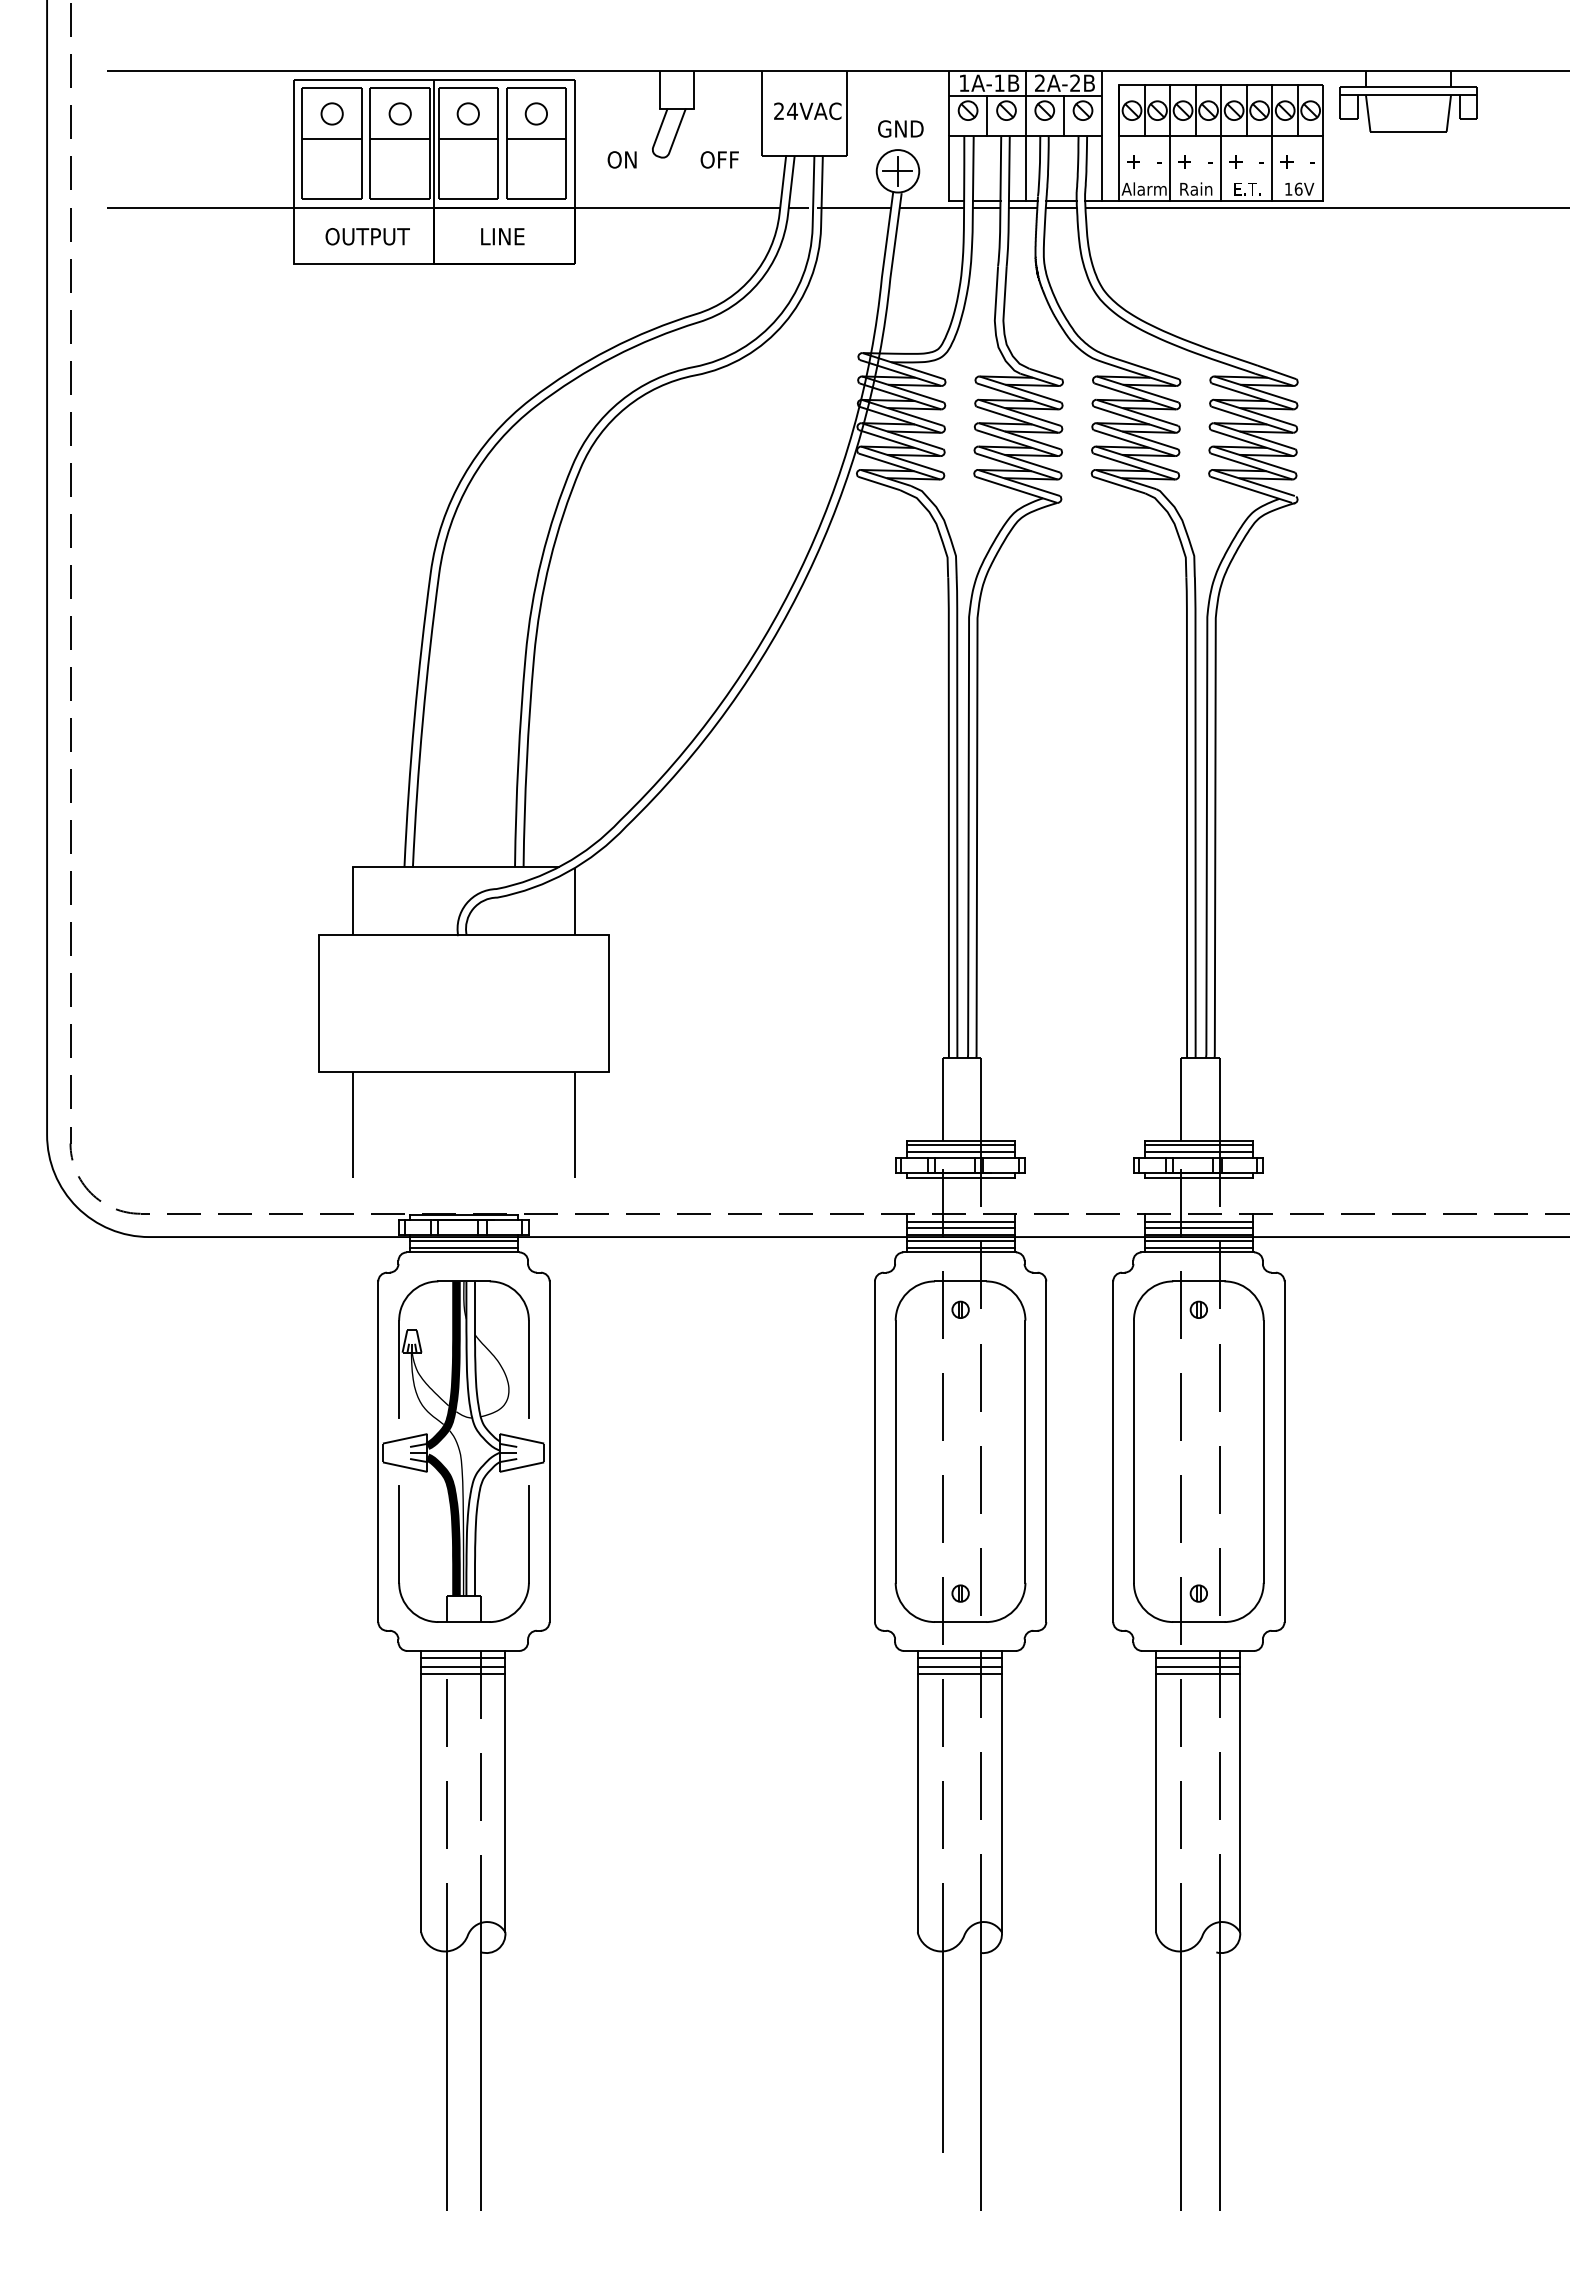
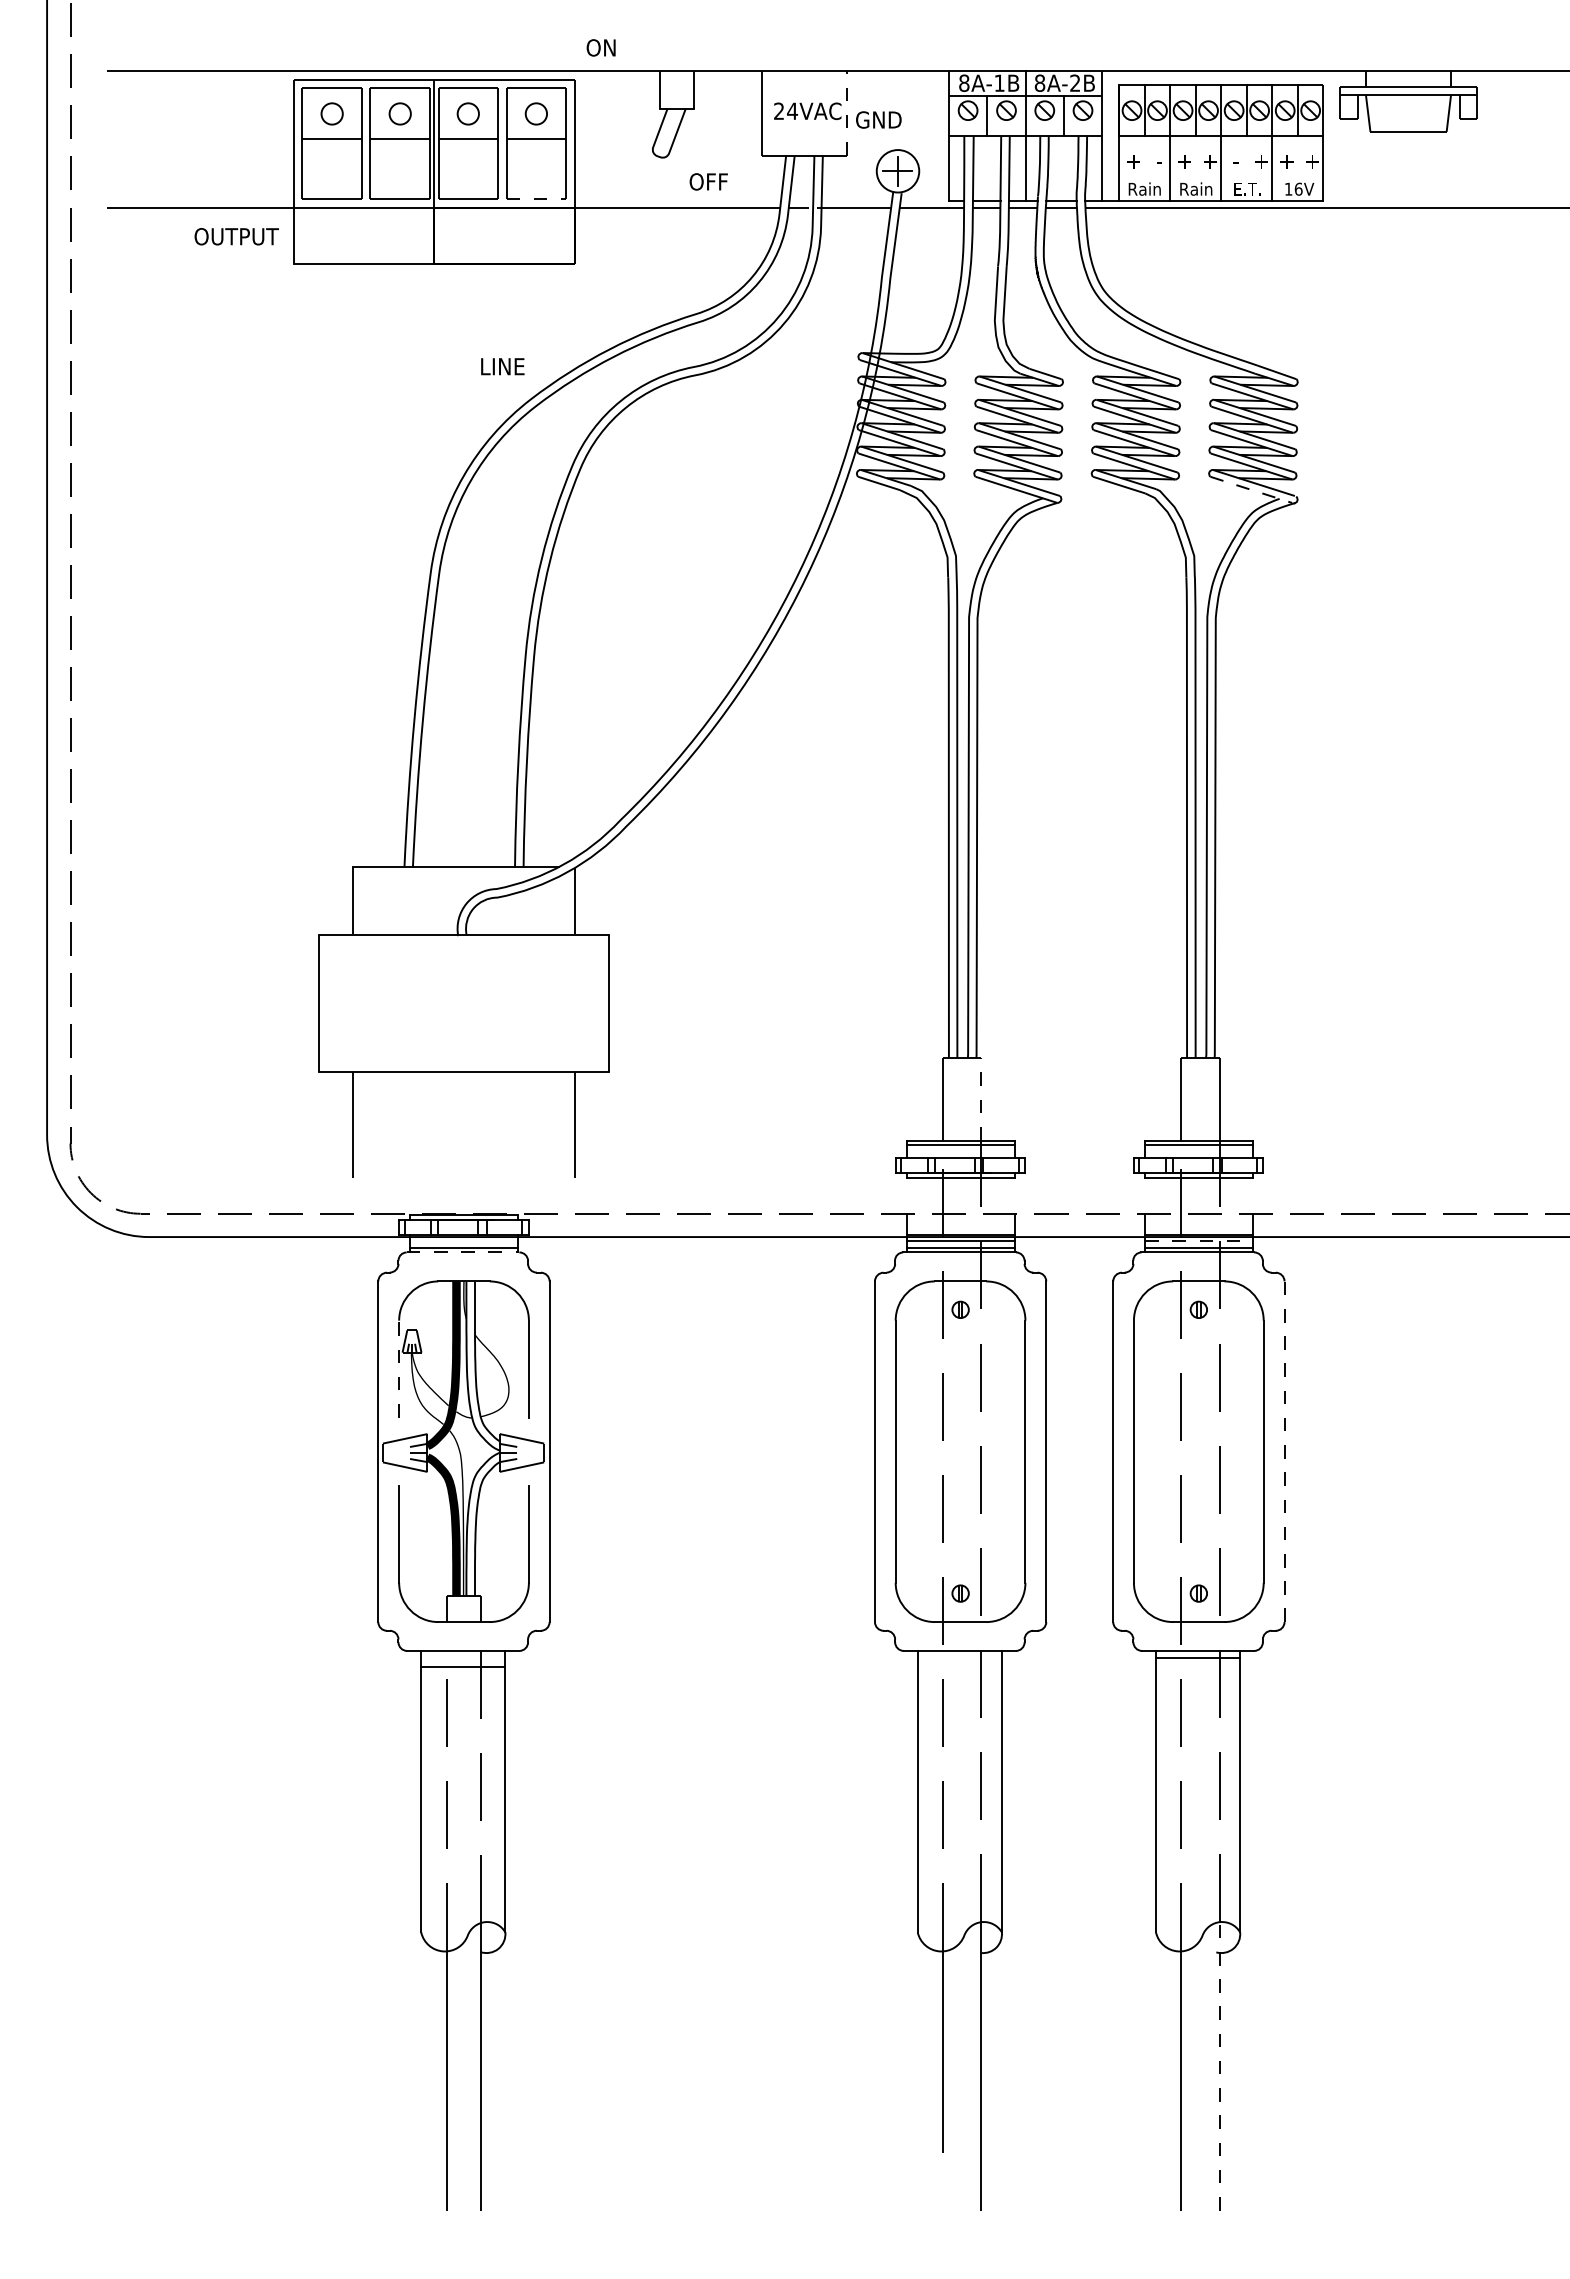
text: 1A-1B -> 8A-1B (964, 82)
text: 2A-2B -> 8A-2B (1039, 82)
line: solid -> dashed (846, 113)
text position: (900, 128) -> (878, 119) (878, 119)
text position: (621, 159) -> (600, 47) (600, 47)
text position: (719, 159) -> (708, 181) (708, 181)
text: - -> + (1210, 161)
text: + -> - (1235, 161)
text: - -> + (1261, 161)
text: - -> + (1312, 161)
text: Alarm -> Rain (1143, 188)
line: solid -> dashed (536, 199)
text position: (367, 236) -> (236, 236) (236, 236)
text position: (502, 236) -> (502, 366) (502, 366)
line: solid -> dashed (1251, 489)
line: solid -> dashed (981, 1098)
line: present -> none (960, 1151)
line: present -> none (1199, 1151)
line: present -> none (960, 1221)
line: present -> none (1199, 1221)
line: present -> none (960, 1228)
line: present -> none (1199, 1228)
line: present -> none (464, 1241)
line: solid -> dashed (1199, 1241)
line: solid -> dashed (463, 1252)
line: solid -> dashed (399, 1369)
line: solid -> dashed (1284, 1451)
line: present -> none (463, 1658)
line: present -> none (959, 1658)
line: present -> none (959, 1667)
line: present -> none (1198, 1667)
line: present -> none (463, 1674)
line: present -> none (959, 1674)
line: present -> none (1198, 1674)
line: solid -> dashed (1219, 2065)
